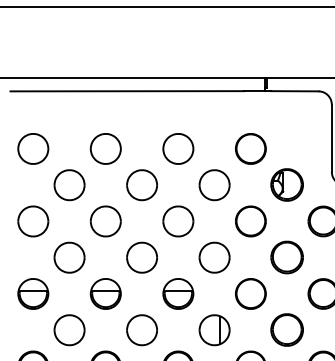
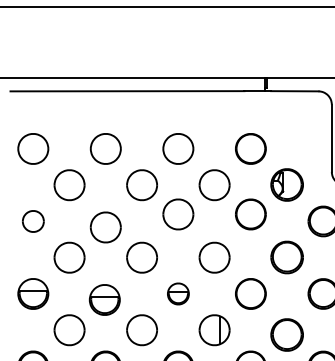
part size: 33x33 px -> 23x23 px (33, 221)
part position: (105, 221) -> (105, 227) (105, 227)
part position: (178, 221) -> (178, 214) (178, 214)
part position: (250, 221) -> (250, 214) (250, 214)
part position: (105, 293) -> (104, 299) (104, 299)
part size: 33x32 px -> 23x24 px (178, 293)
part position: (286, 329) -> (286, 334) (286, 334)
